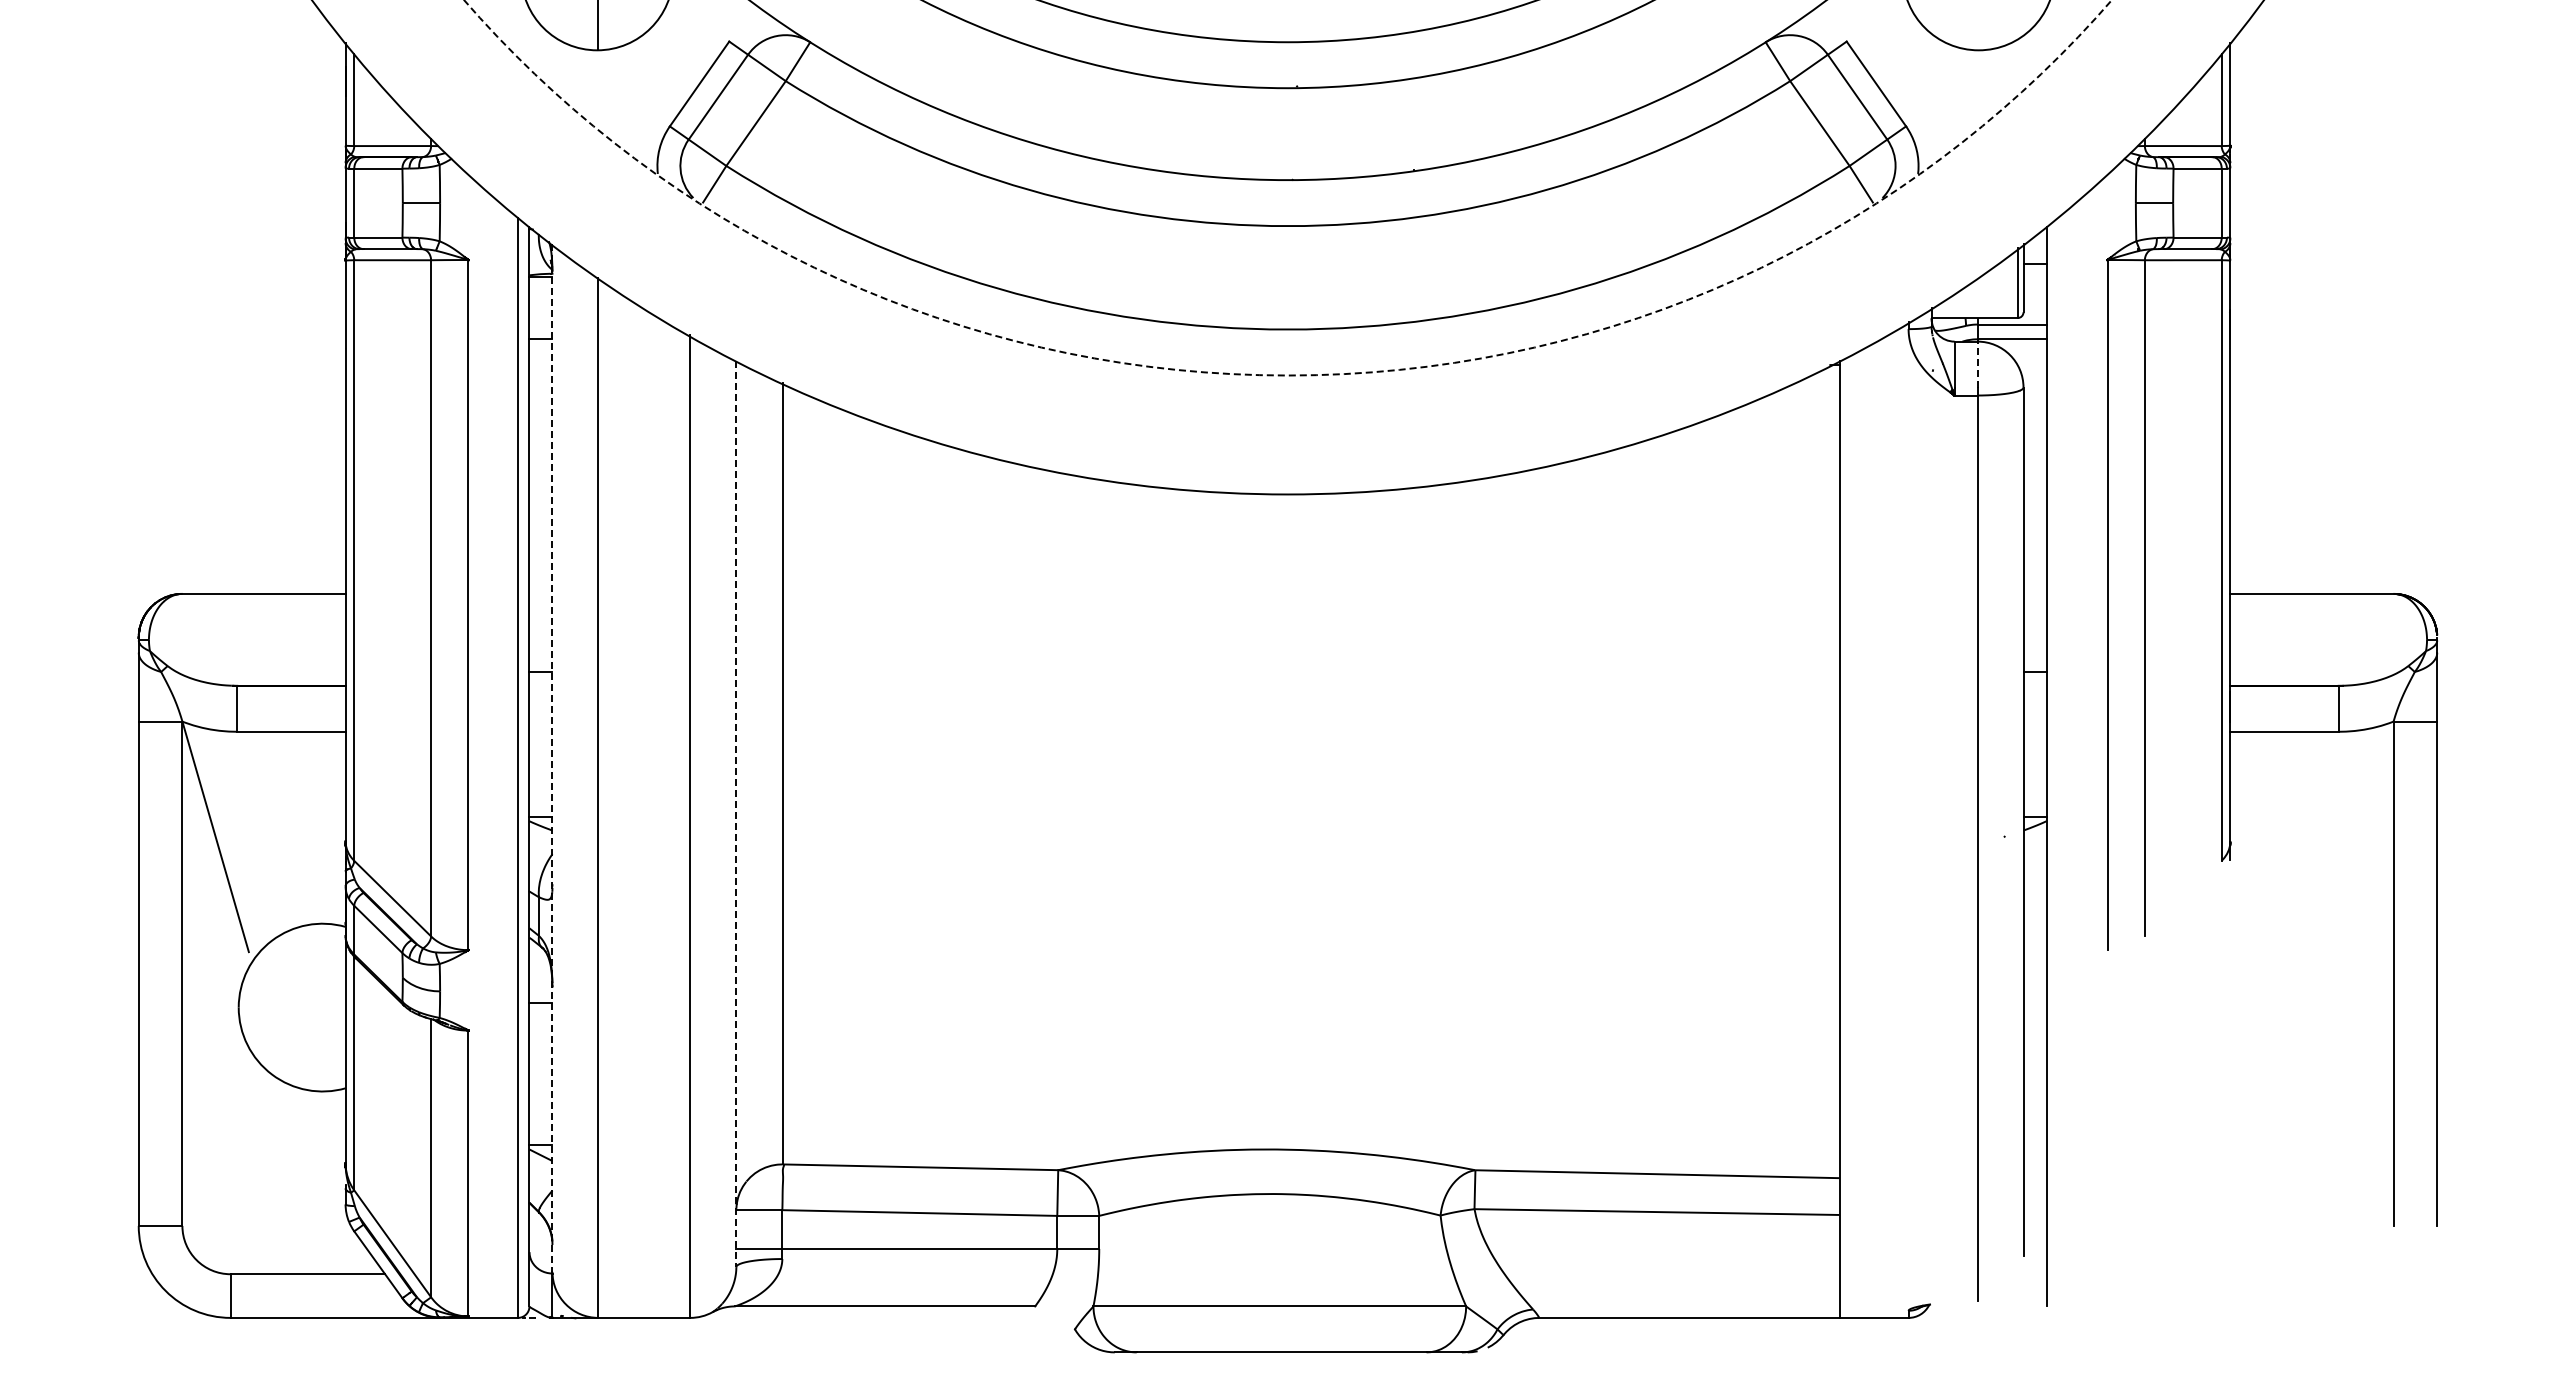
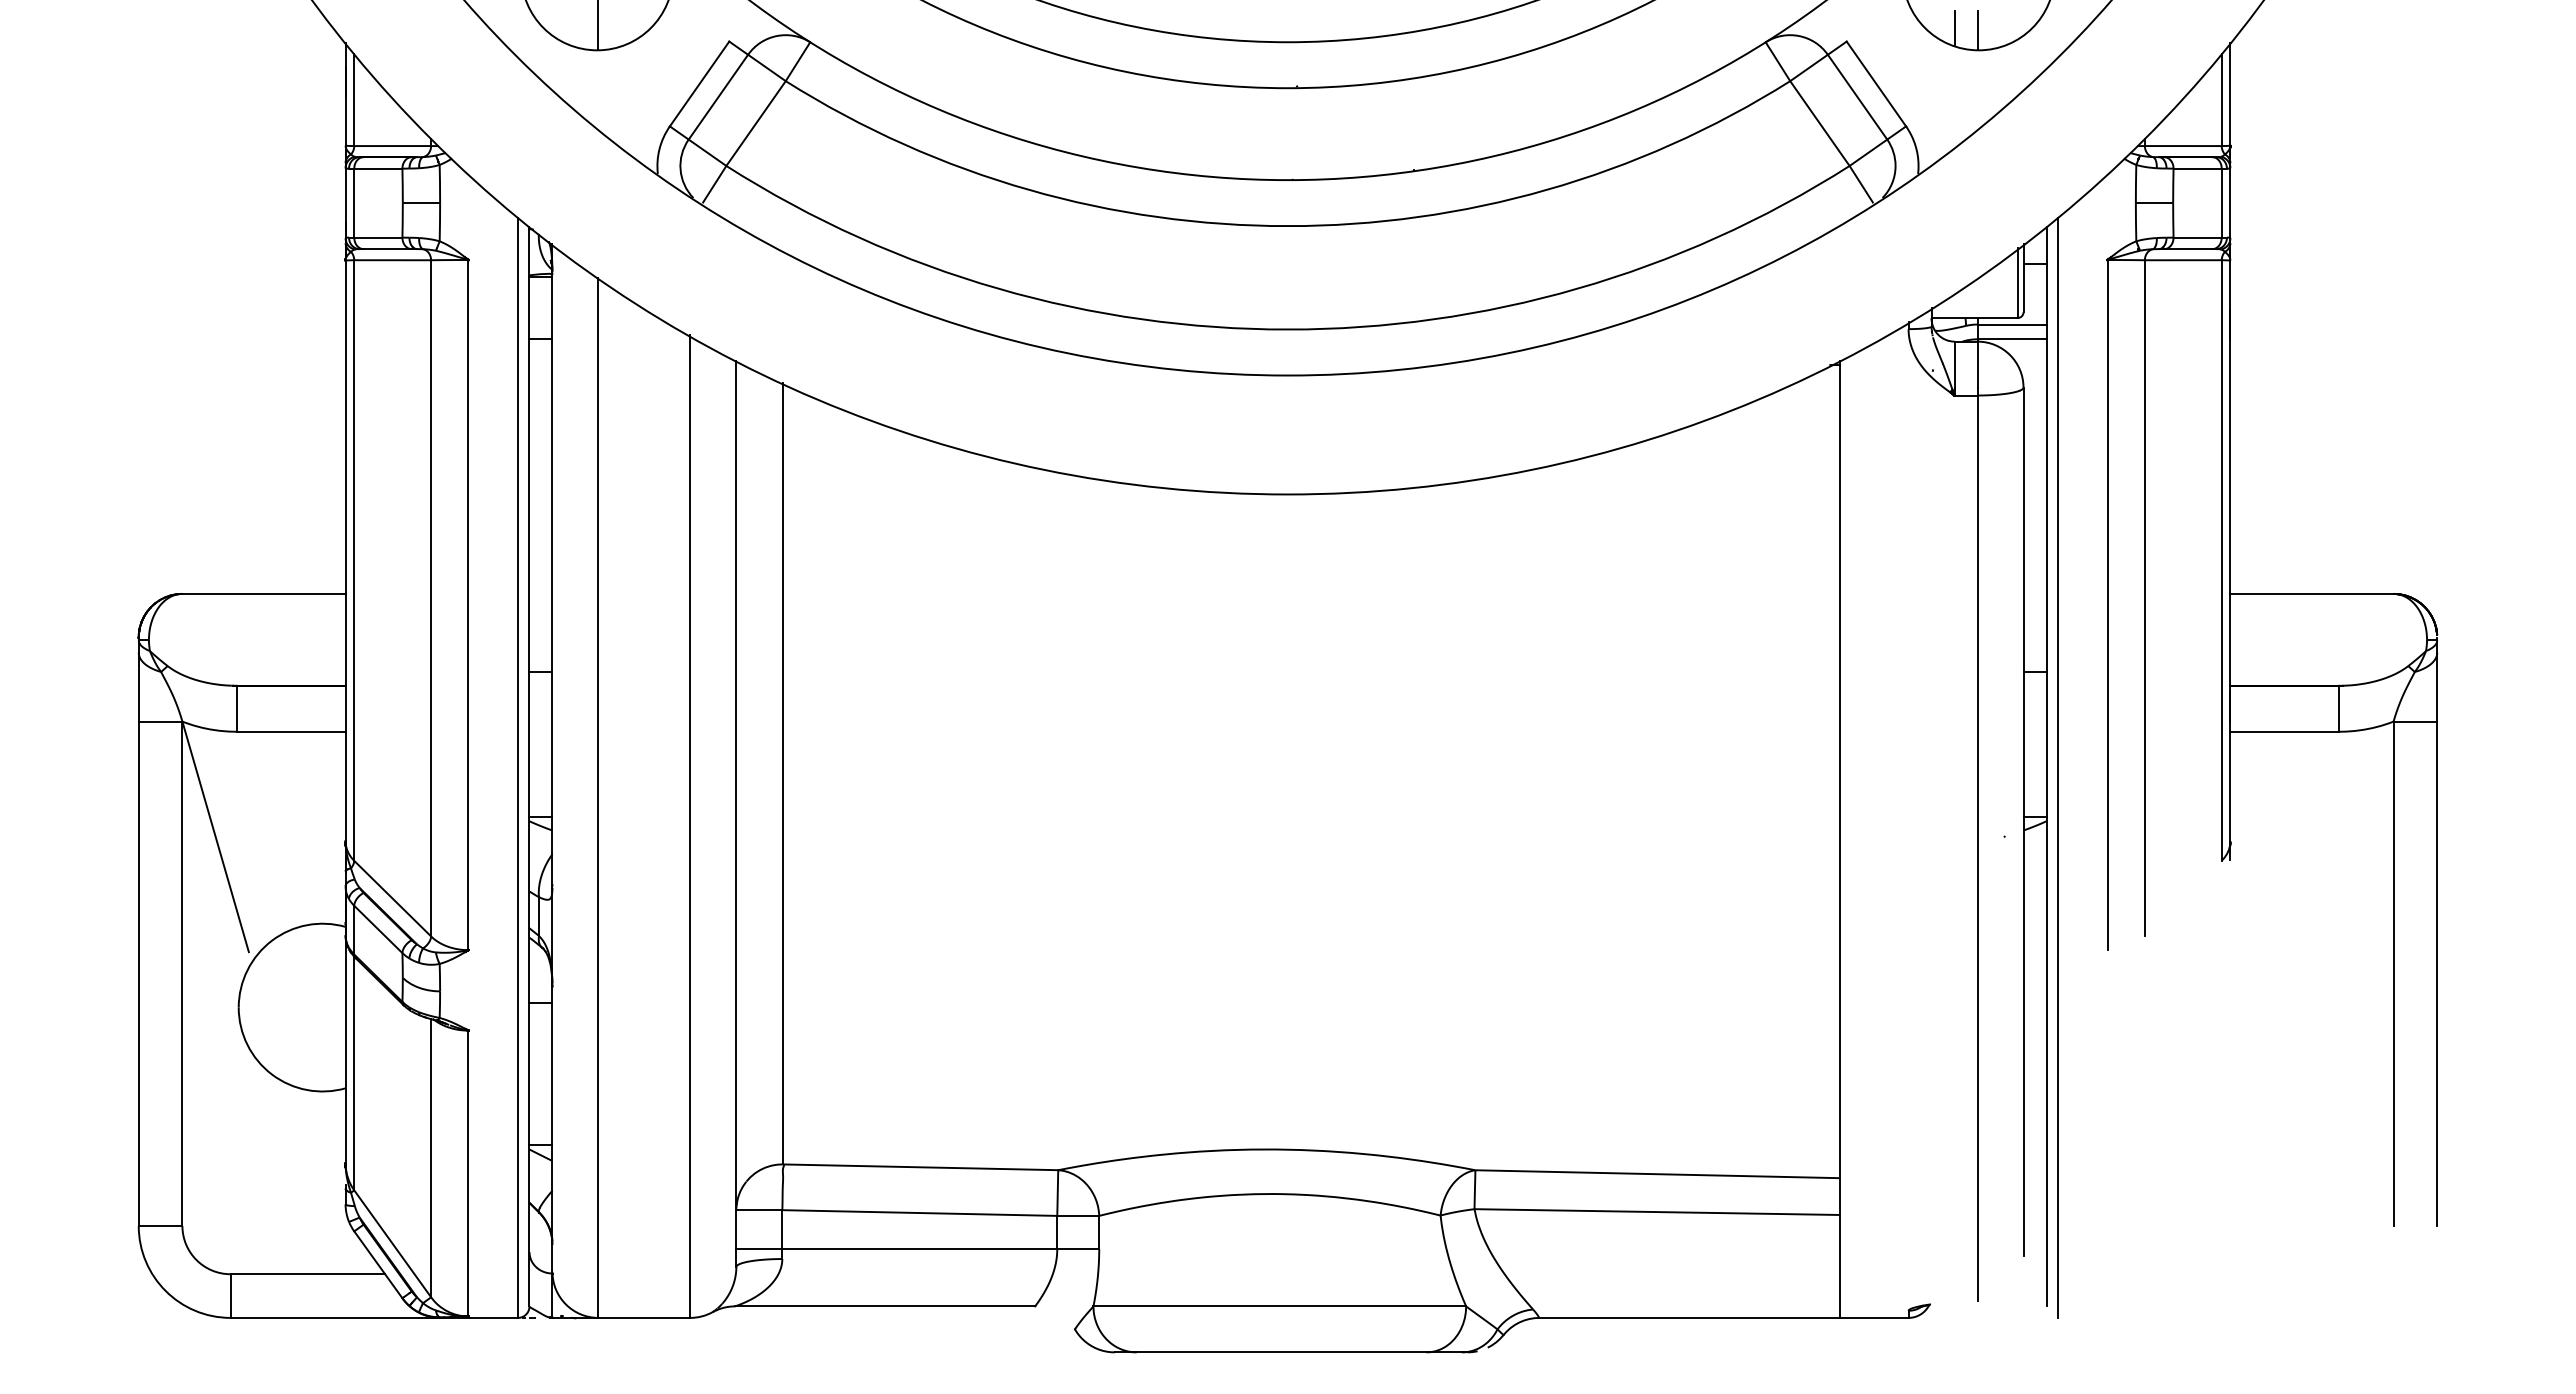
line: none -> present (1954, 28)
line: none -> present (1977, 30)
line: dashed -> solid (1977, 364)
arc: dashed -> solid (1287, 375)
line: dashed -> solid (552, 758)
line: none -> present (2057, 767)
line: dashed -> solid (736, 814)
